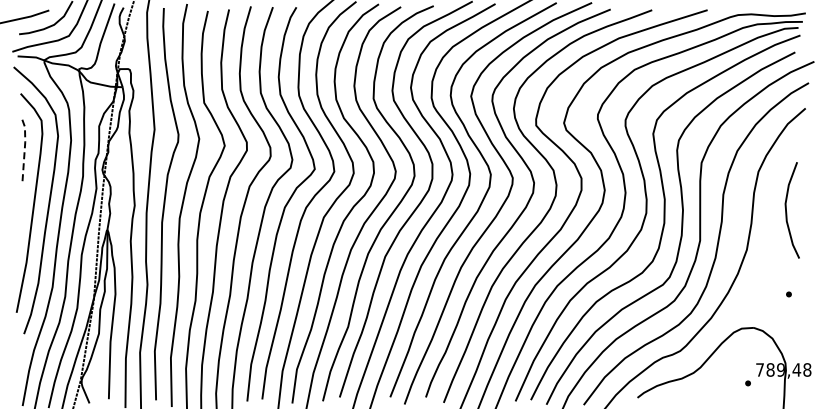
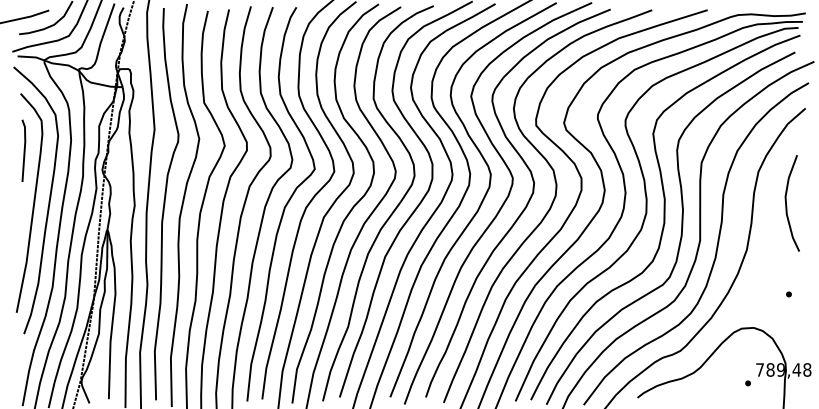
line: dashed -> solid (24, 149)
curve position: (787, 212) -> (787, 205) (787, 205)
